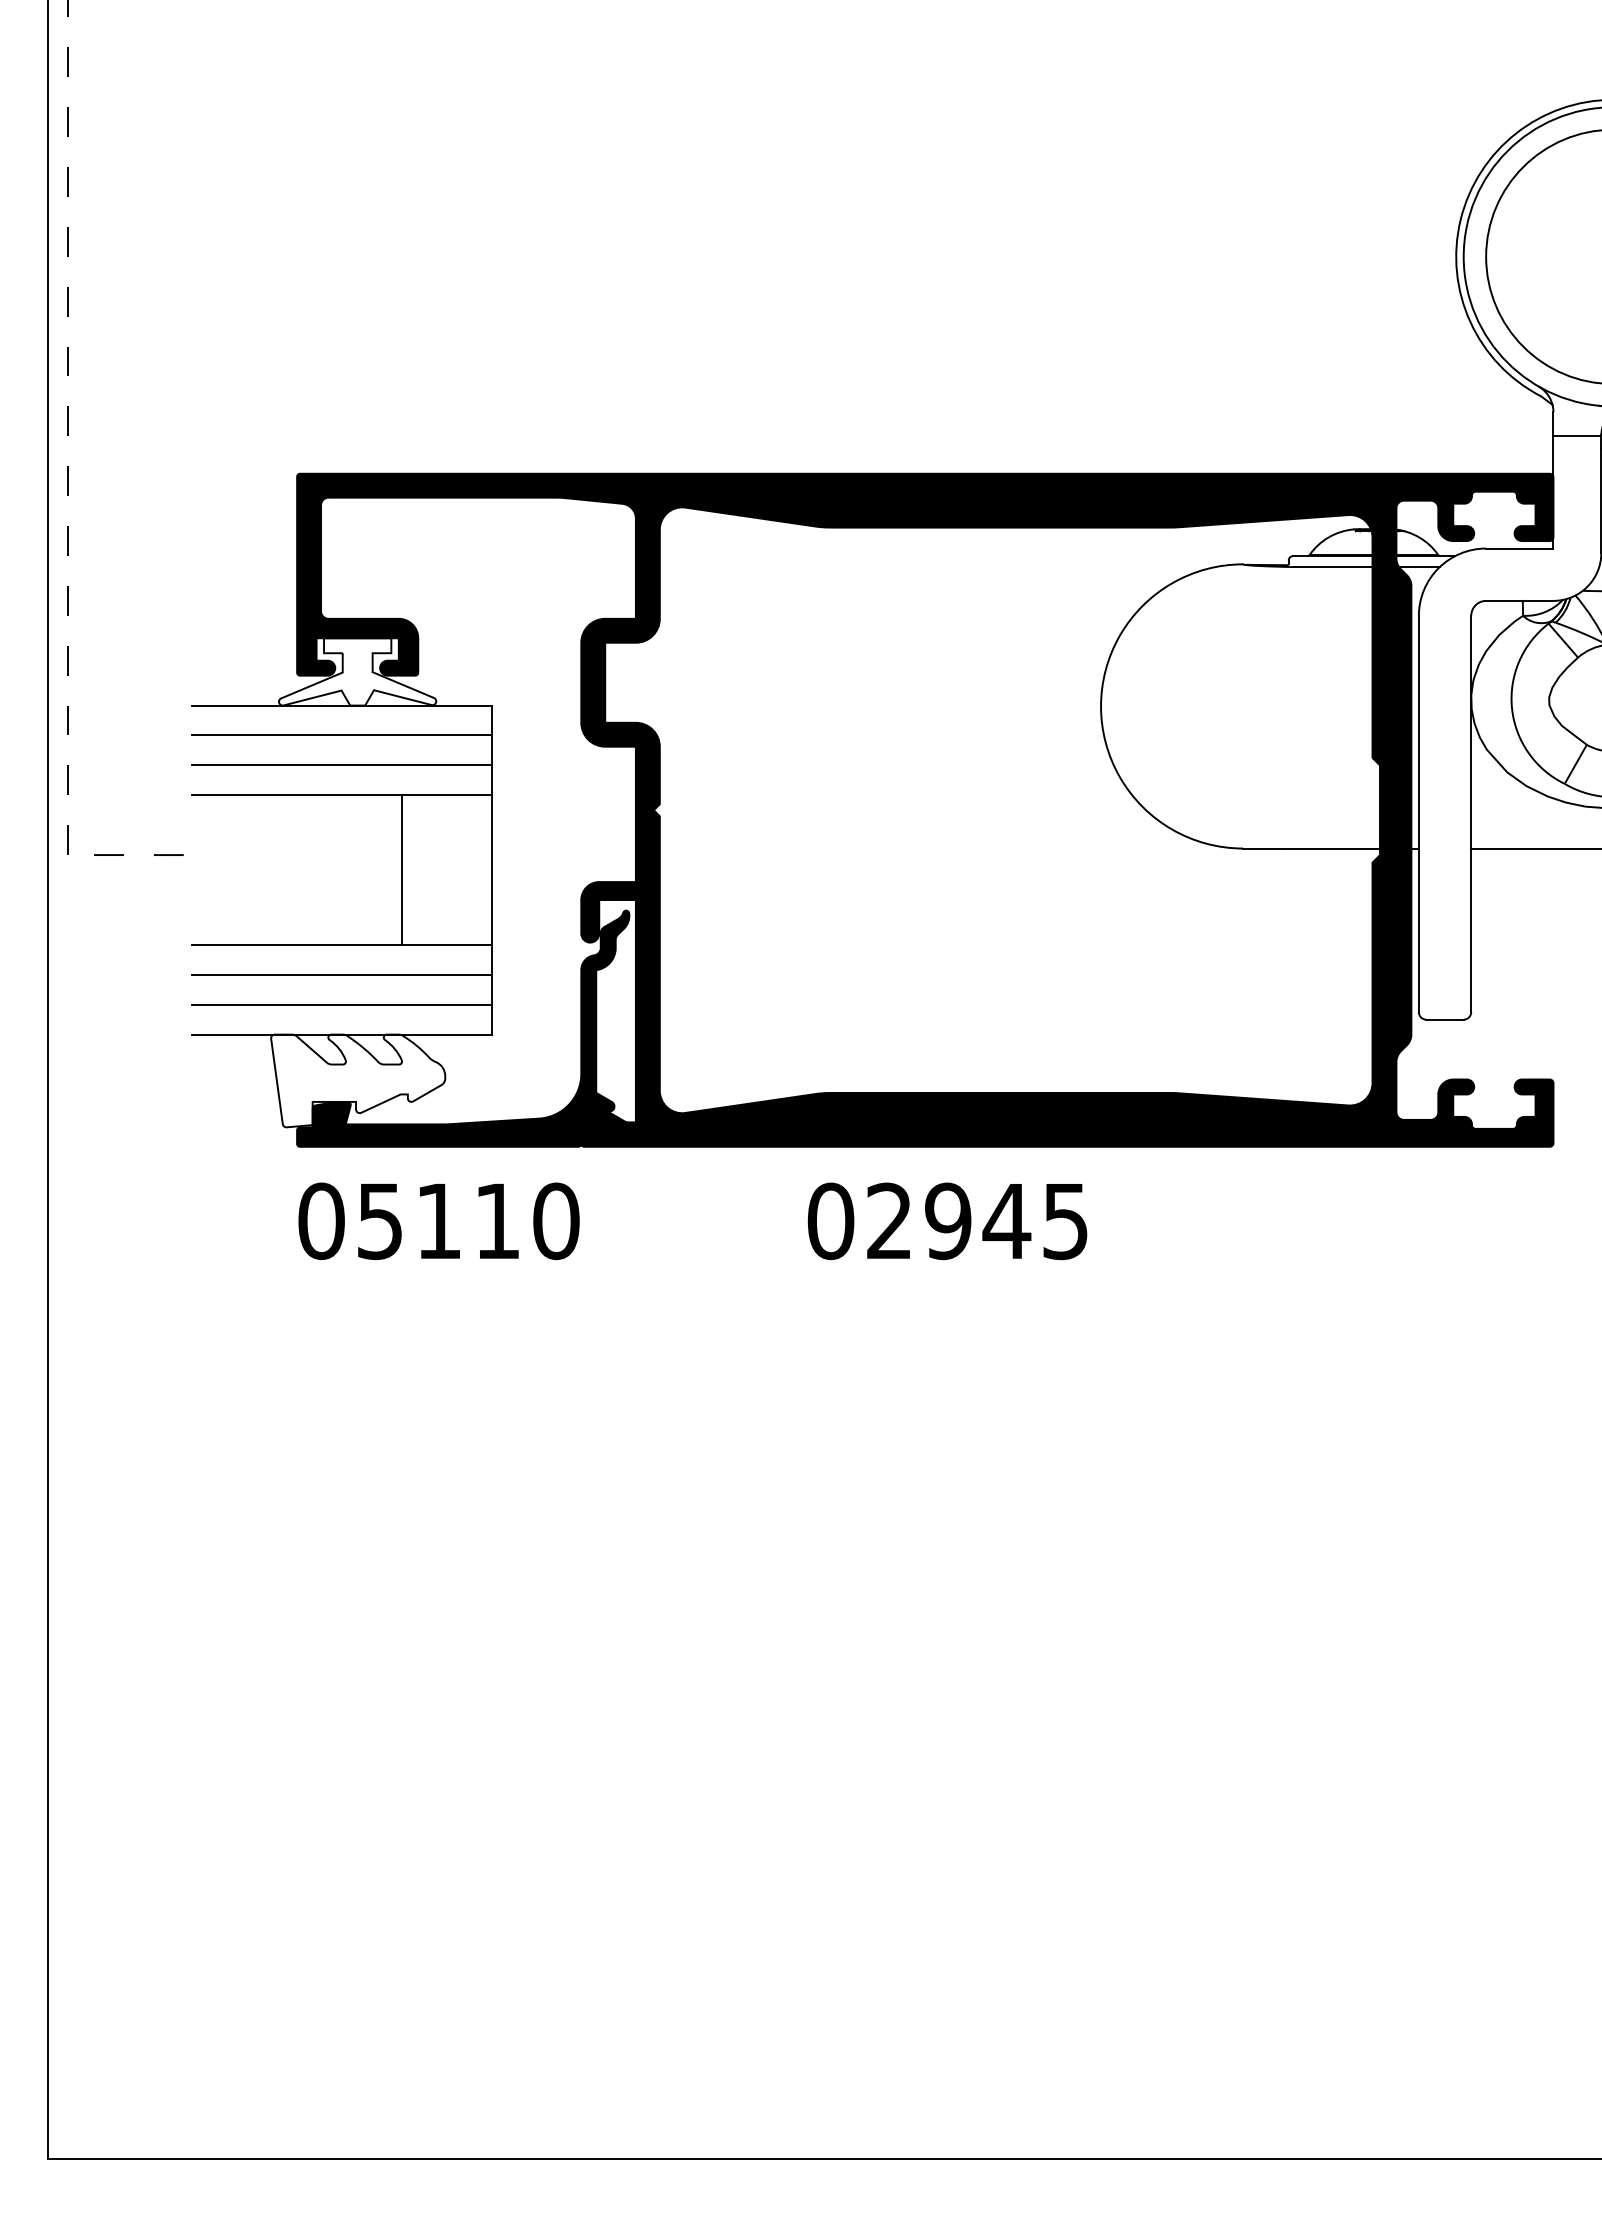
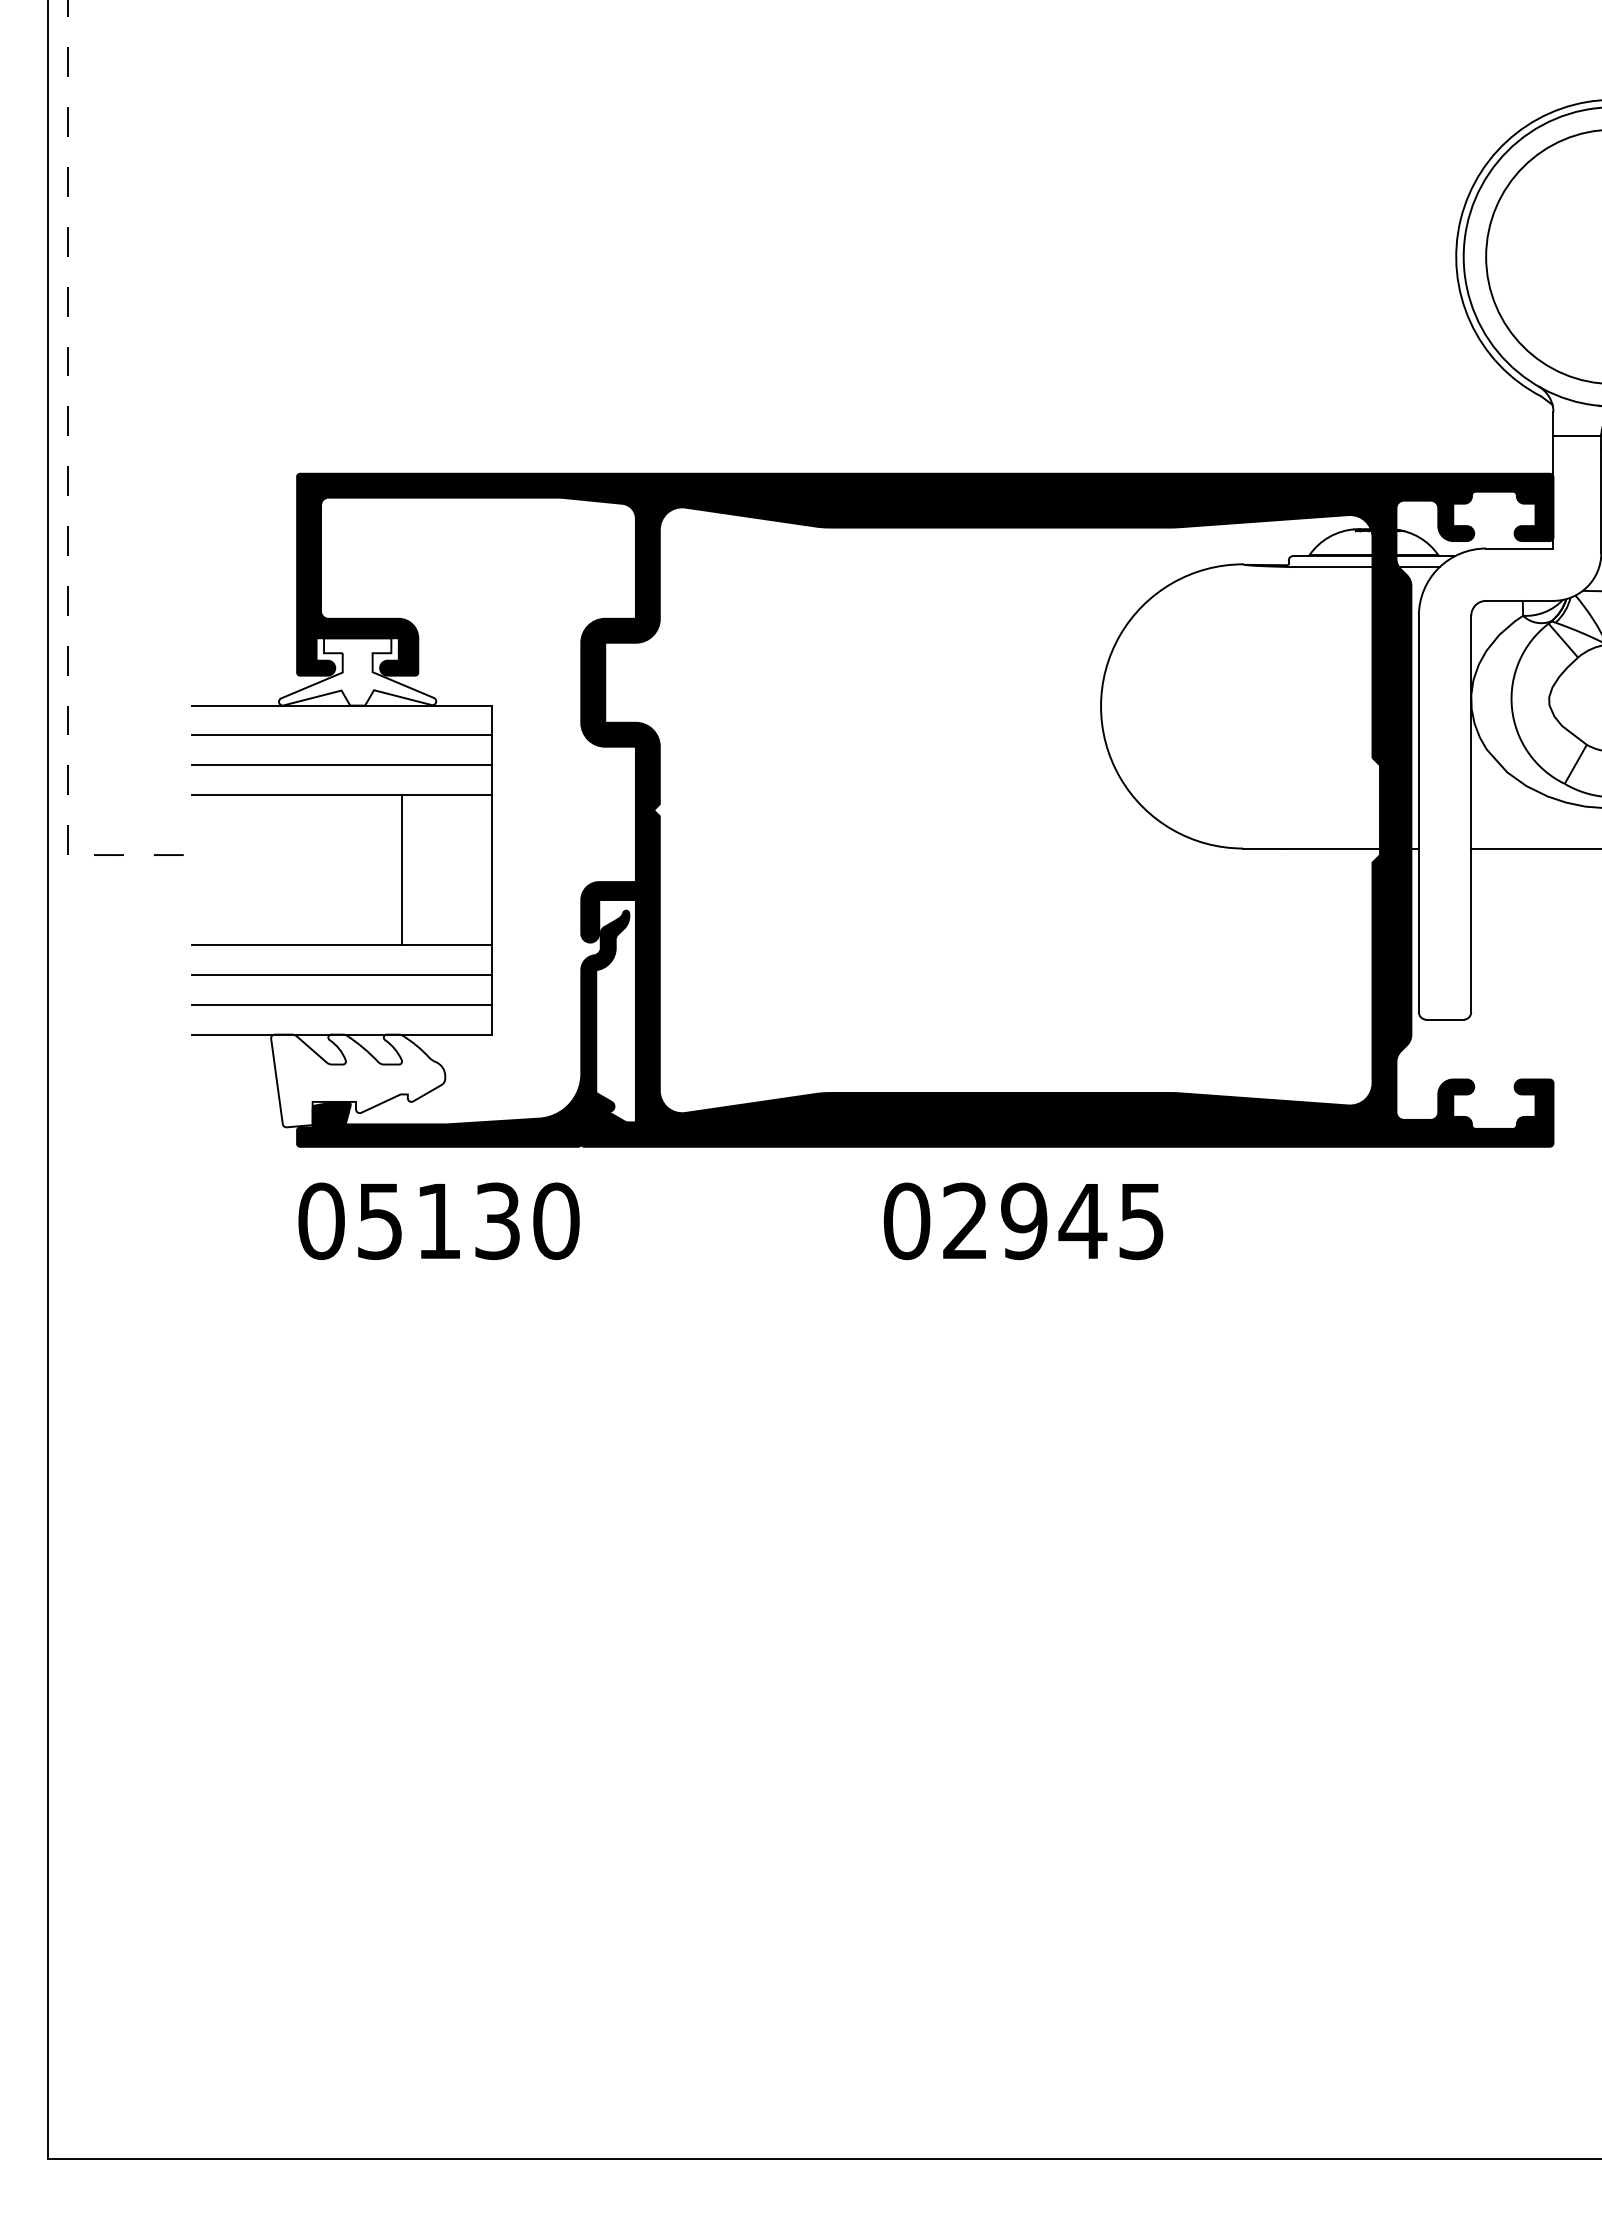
text: 05110 -> 05130 (497, 1221)
text position: (947, 1221) -> (1023, 1221) (1023, 1221)
